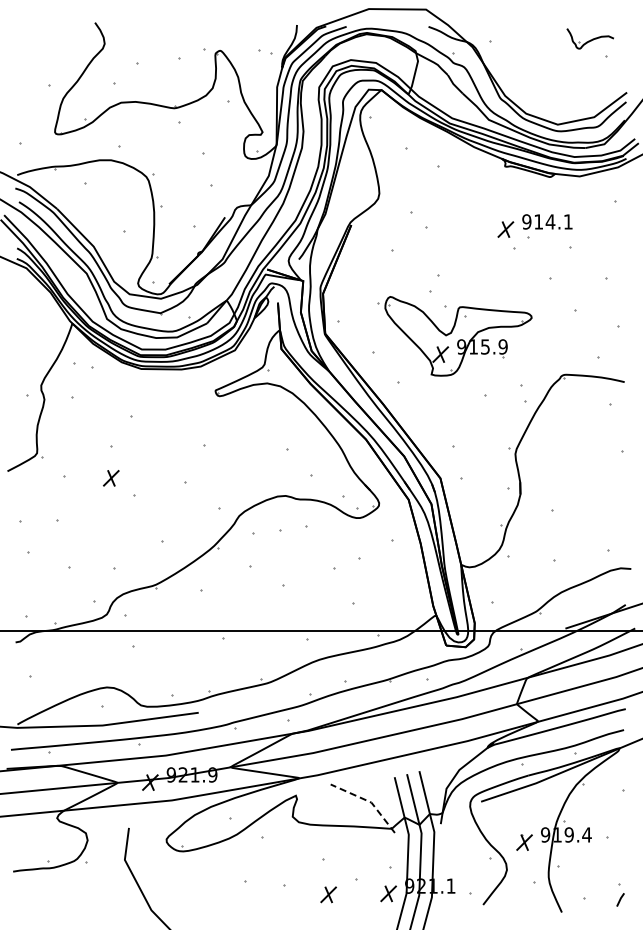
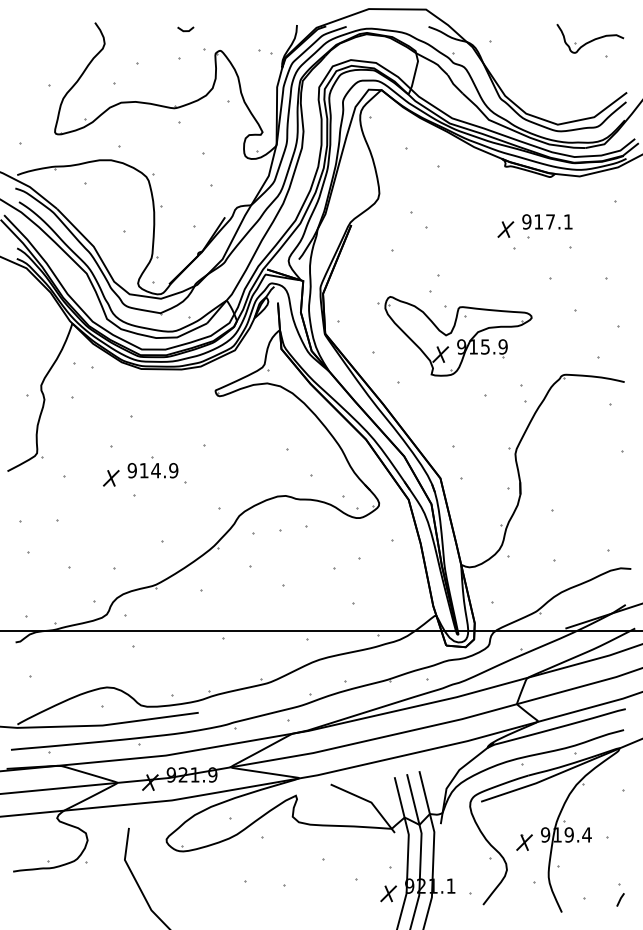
line: none -> present (185, 30)
part size: 48x22 px -> 69x30 px (590, 38)
text: 914.1 -> 917.1 (550, 221)
part: none -> present (152, 467)
line: dashed -> solid (368, 801)
part: present -> none (328, 894)
